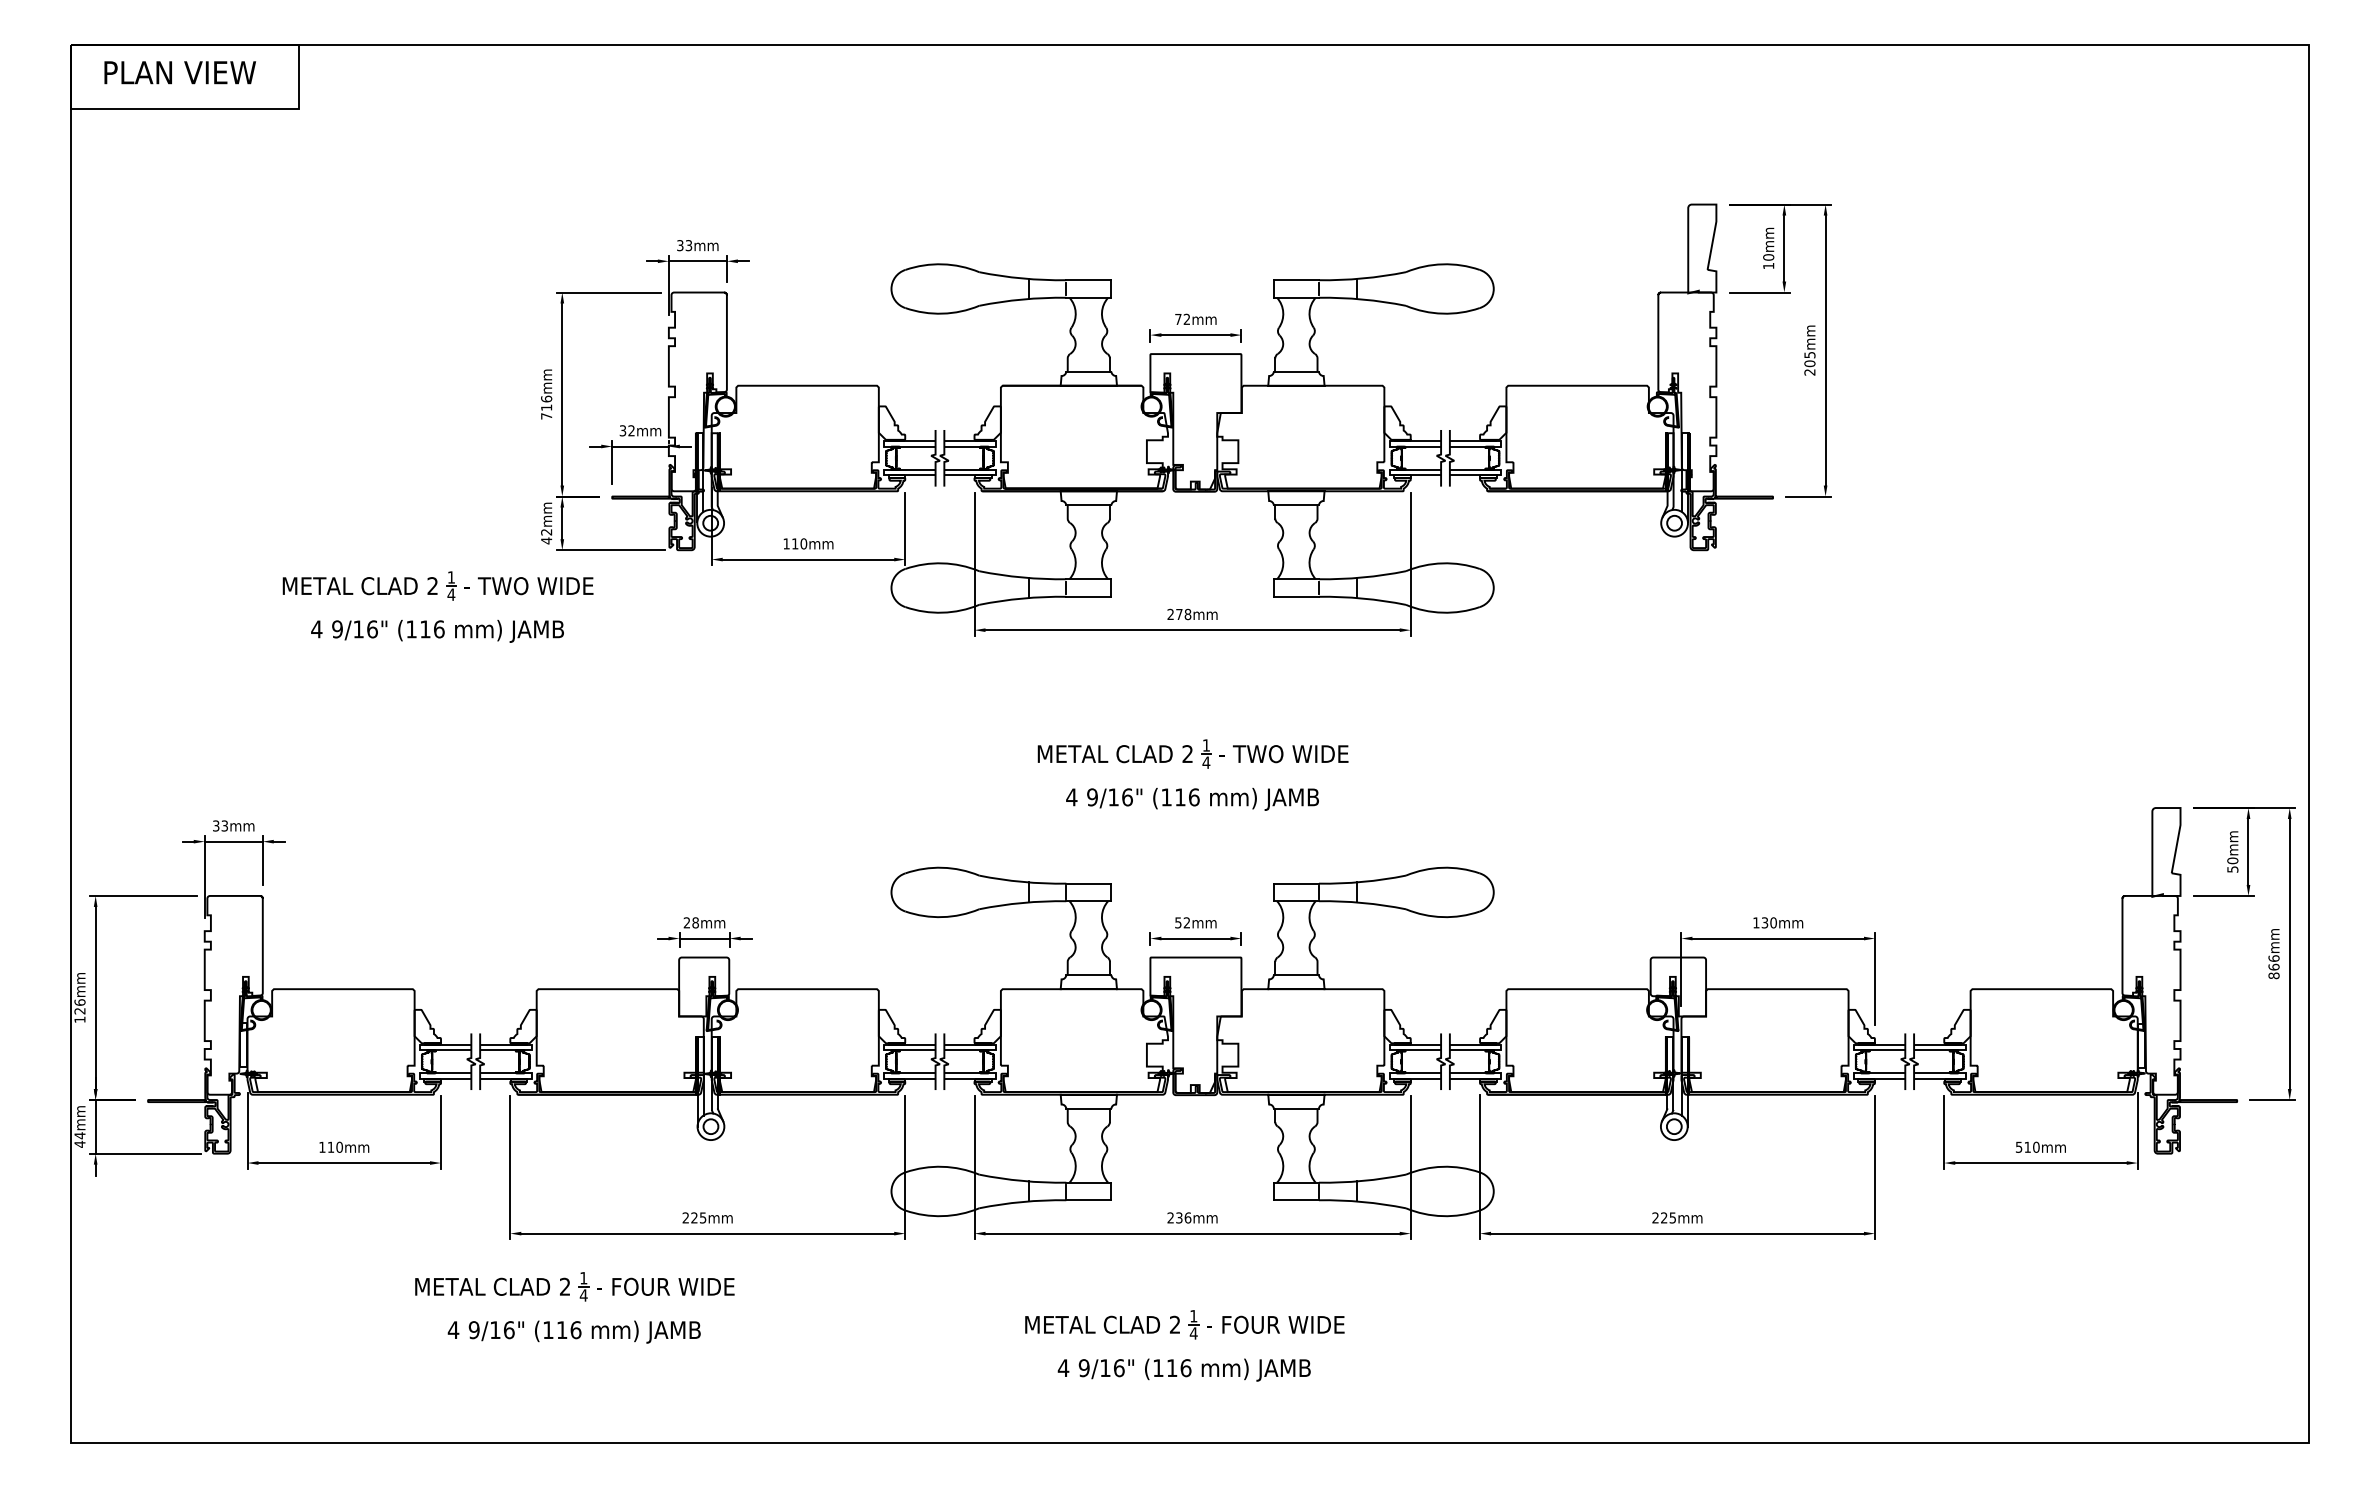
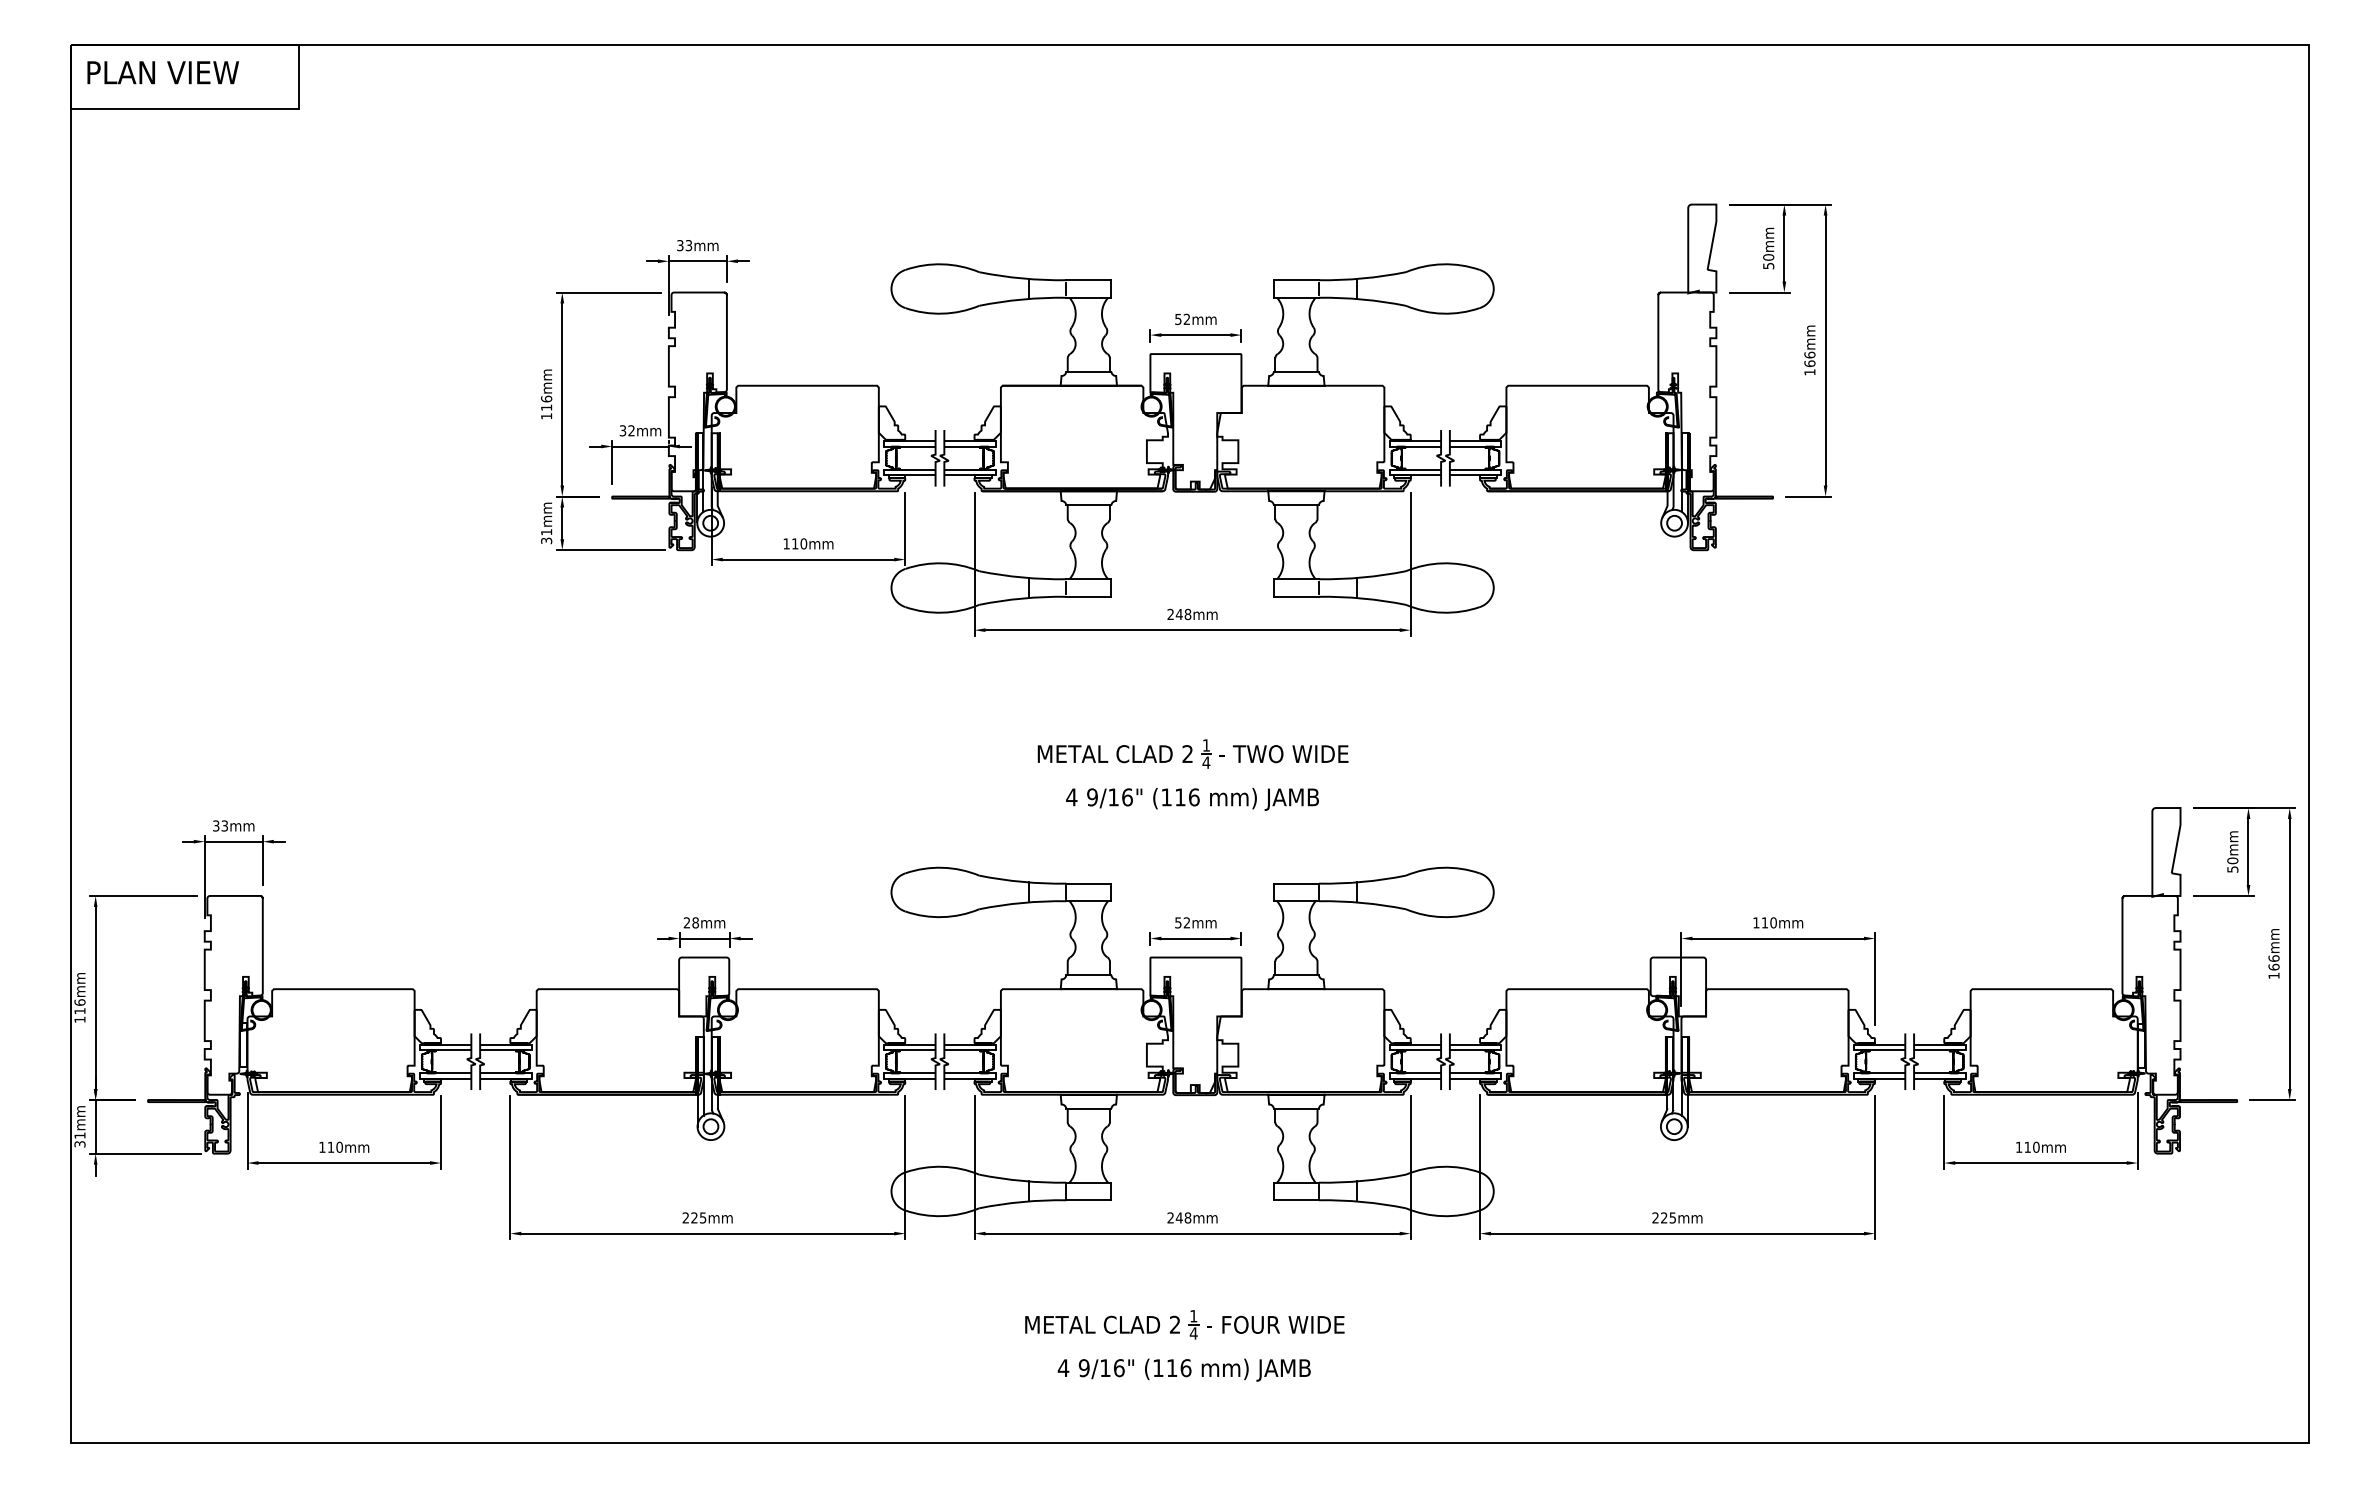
text position: (179, 72) -> (162, 72) (162, 72)
text: 10mm -> 50mm (1768, 266)
text: 72mm -> 52mm (1178, 319)
text: 205mm -> 166mm (1809, 363)
text: 716mm -> 116mm (546, 416)
text: 42mm -> 31mm (546, 536)
part: present -> none (437, 594)
text: 278mm -> 248mm (1178, 614)
text: 130mm -> 110mm (1764, 922)
text: 866mm -> 166mm (2273, 975)
text: 126mm -> 116mm (79, 1011)
text: 44mm -> 31mm (79, 1139)
text: 510mm -> 110mm (2018, 1146)
text: 236mm -> 248mm (1183, 1217)
part: present -> none (579, 1298)
